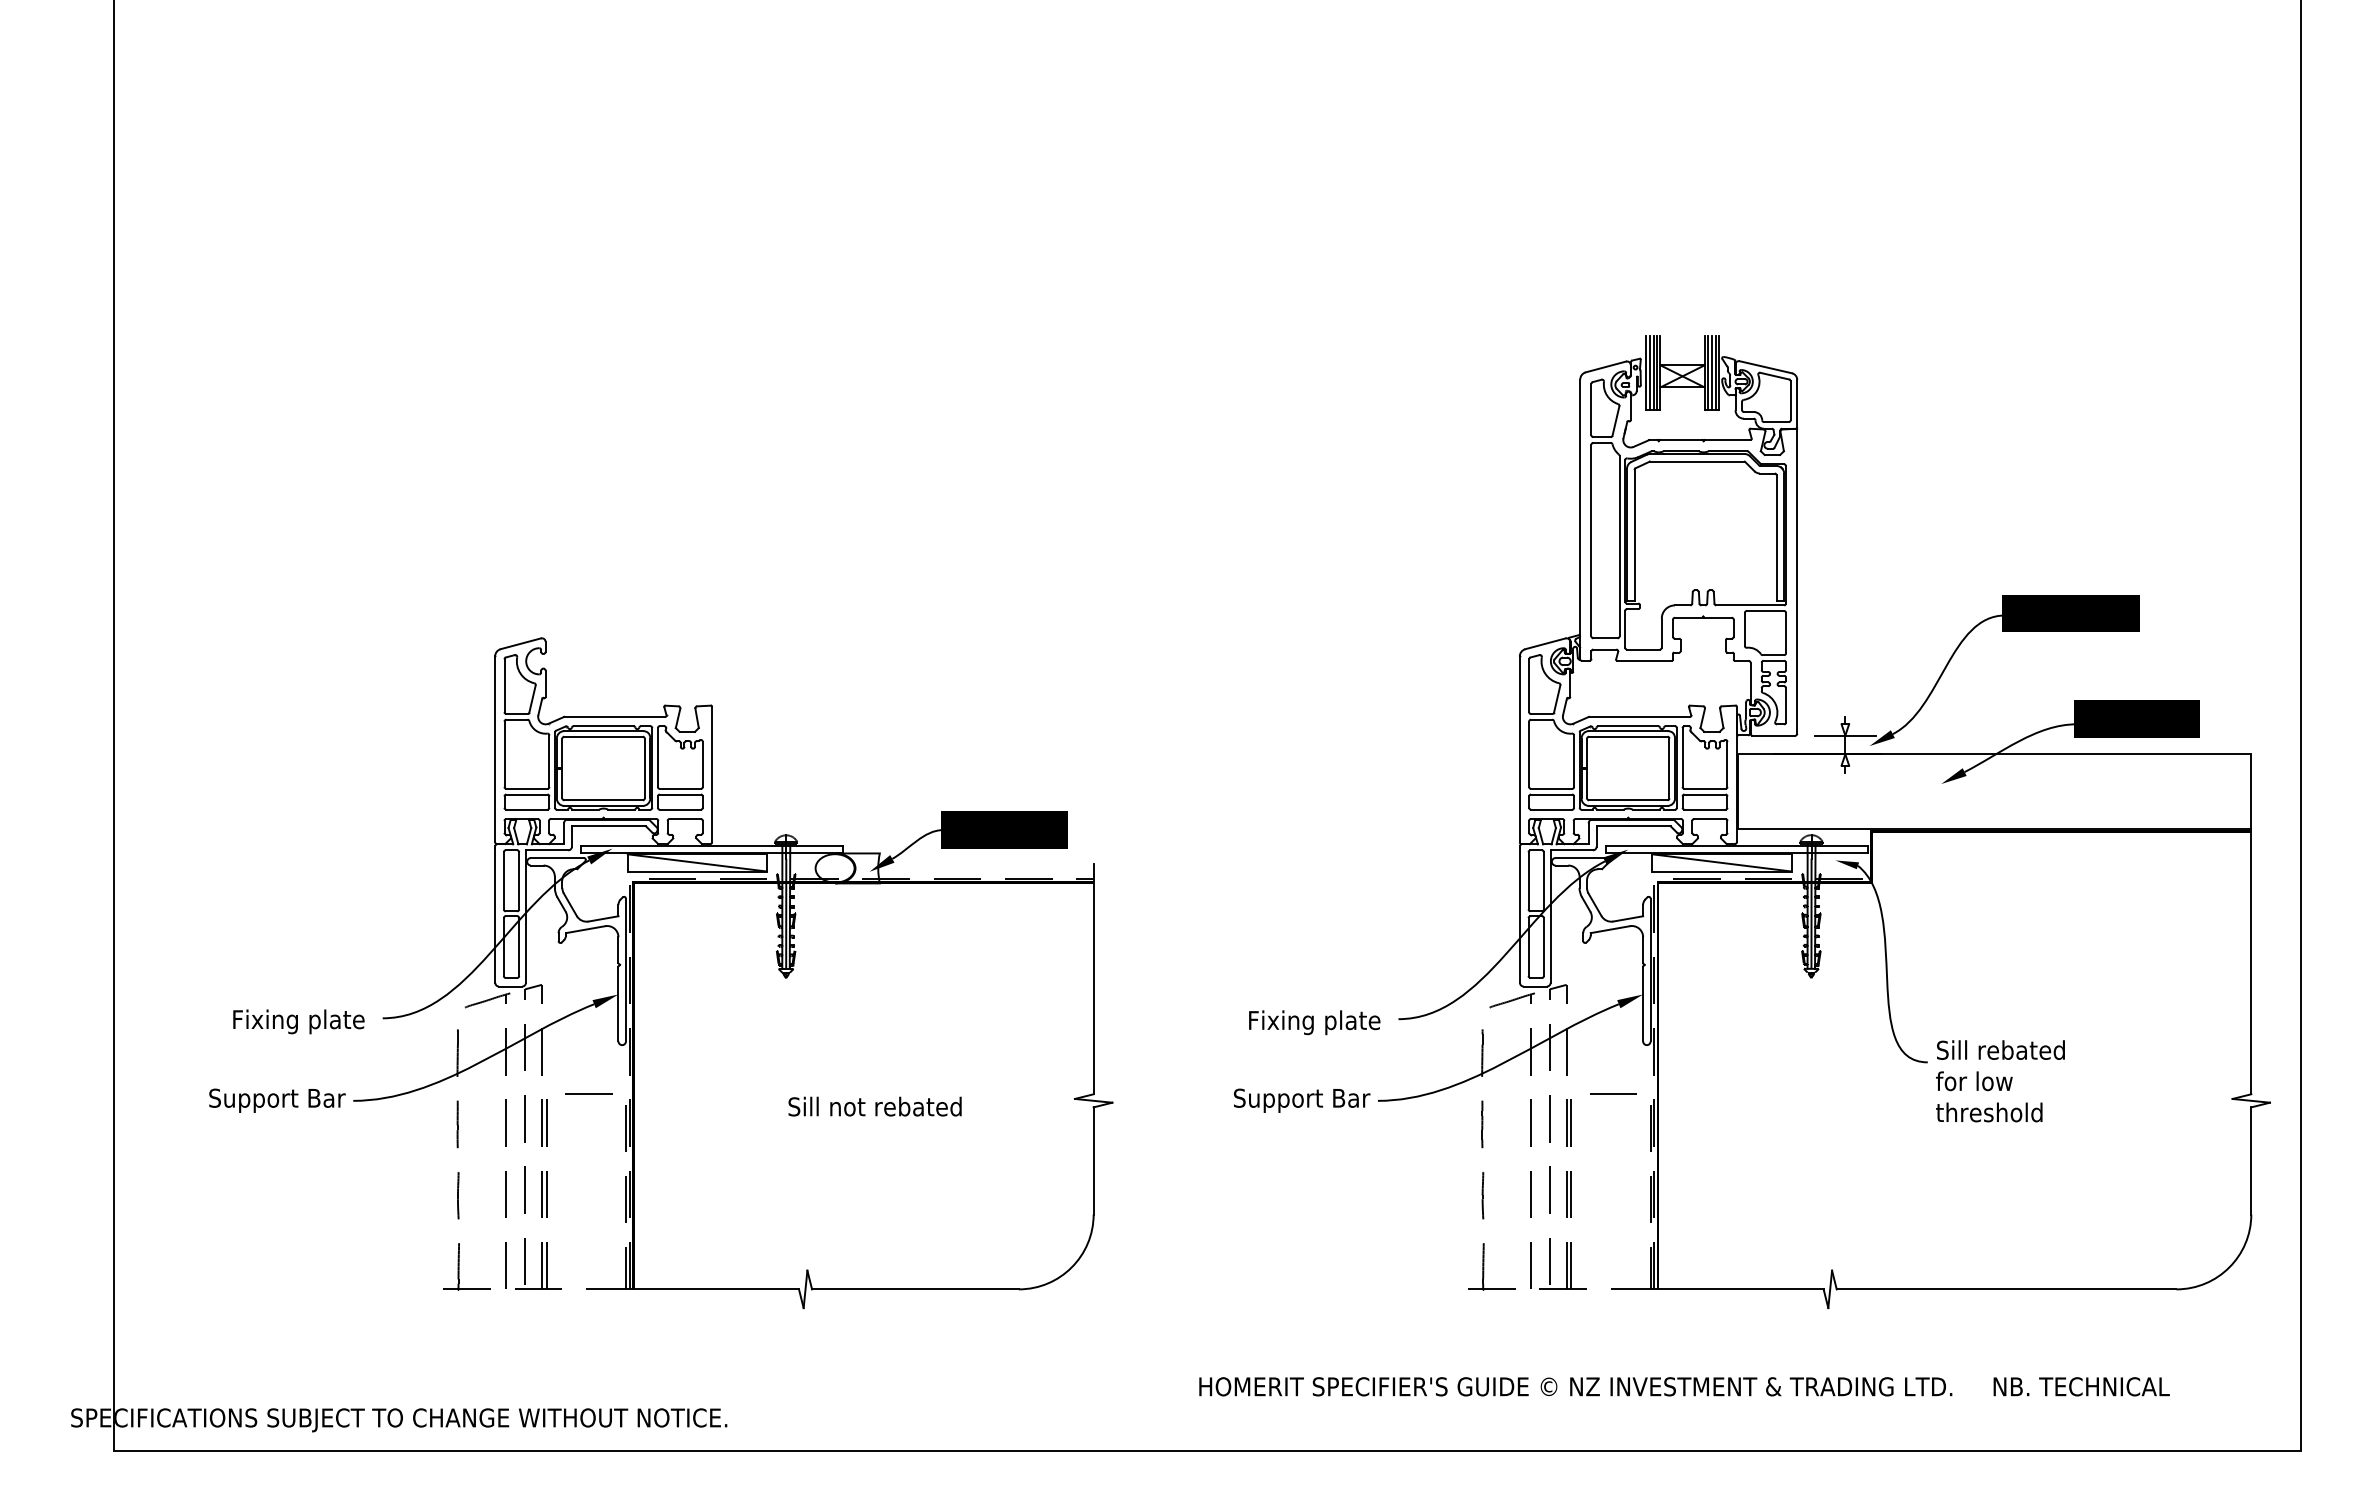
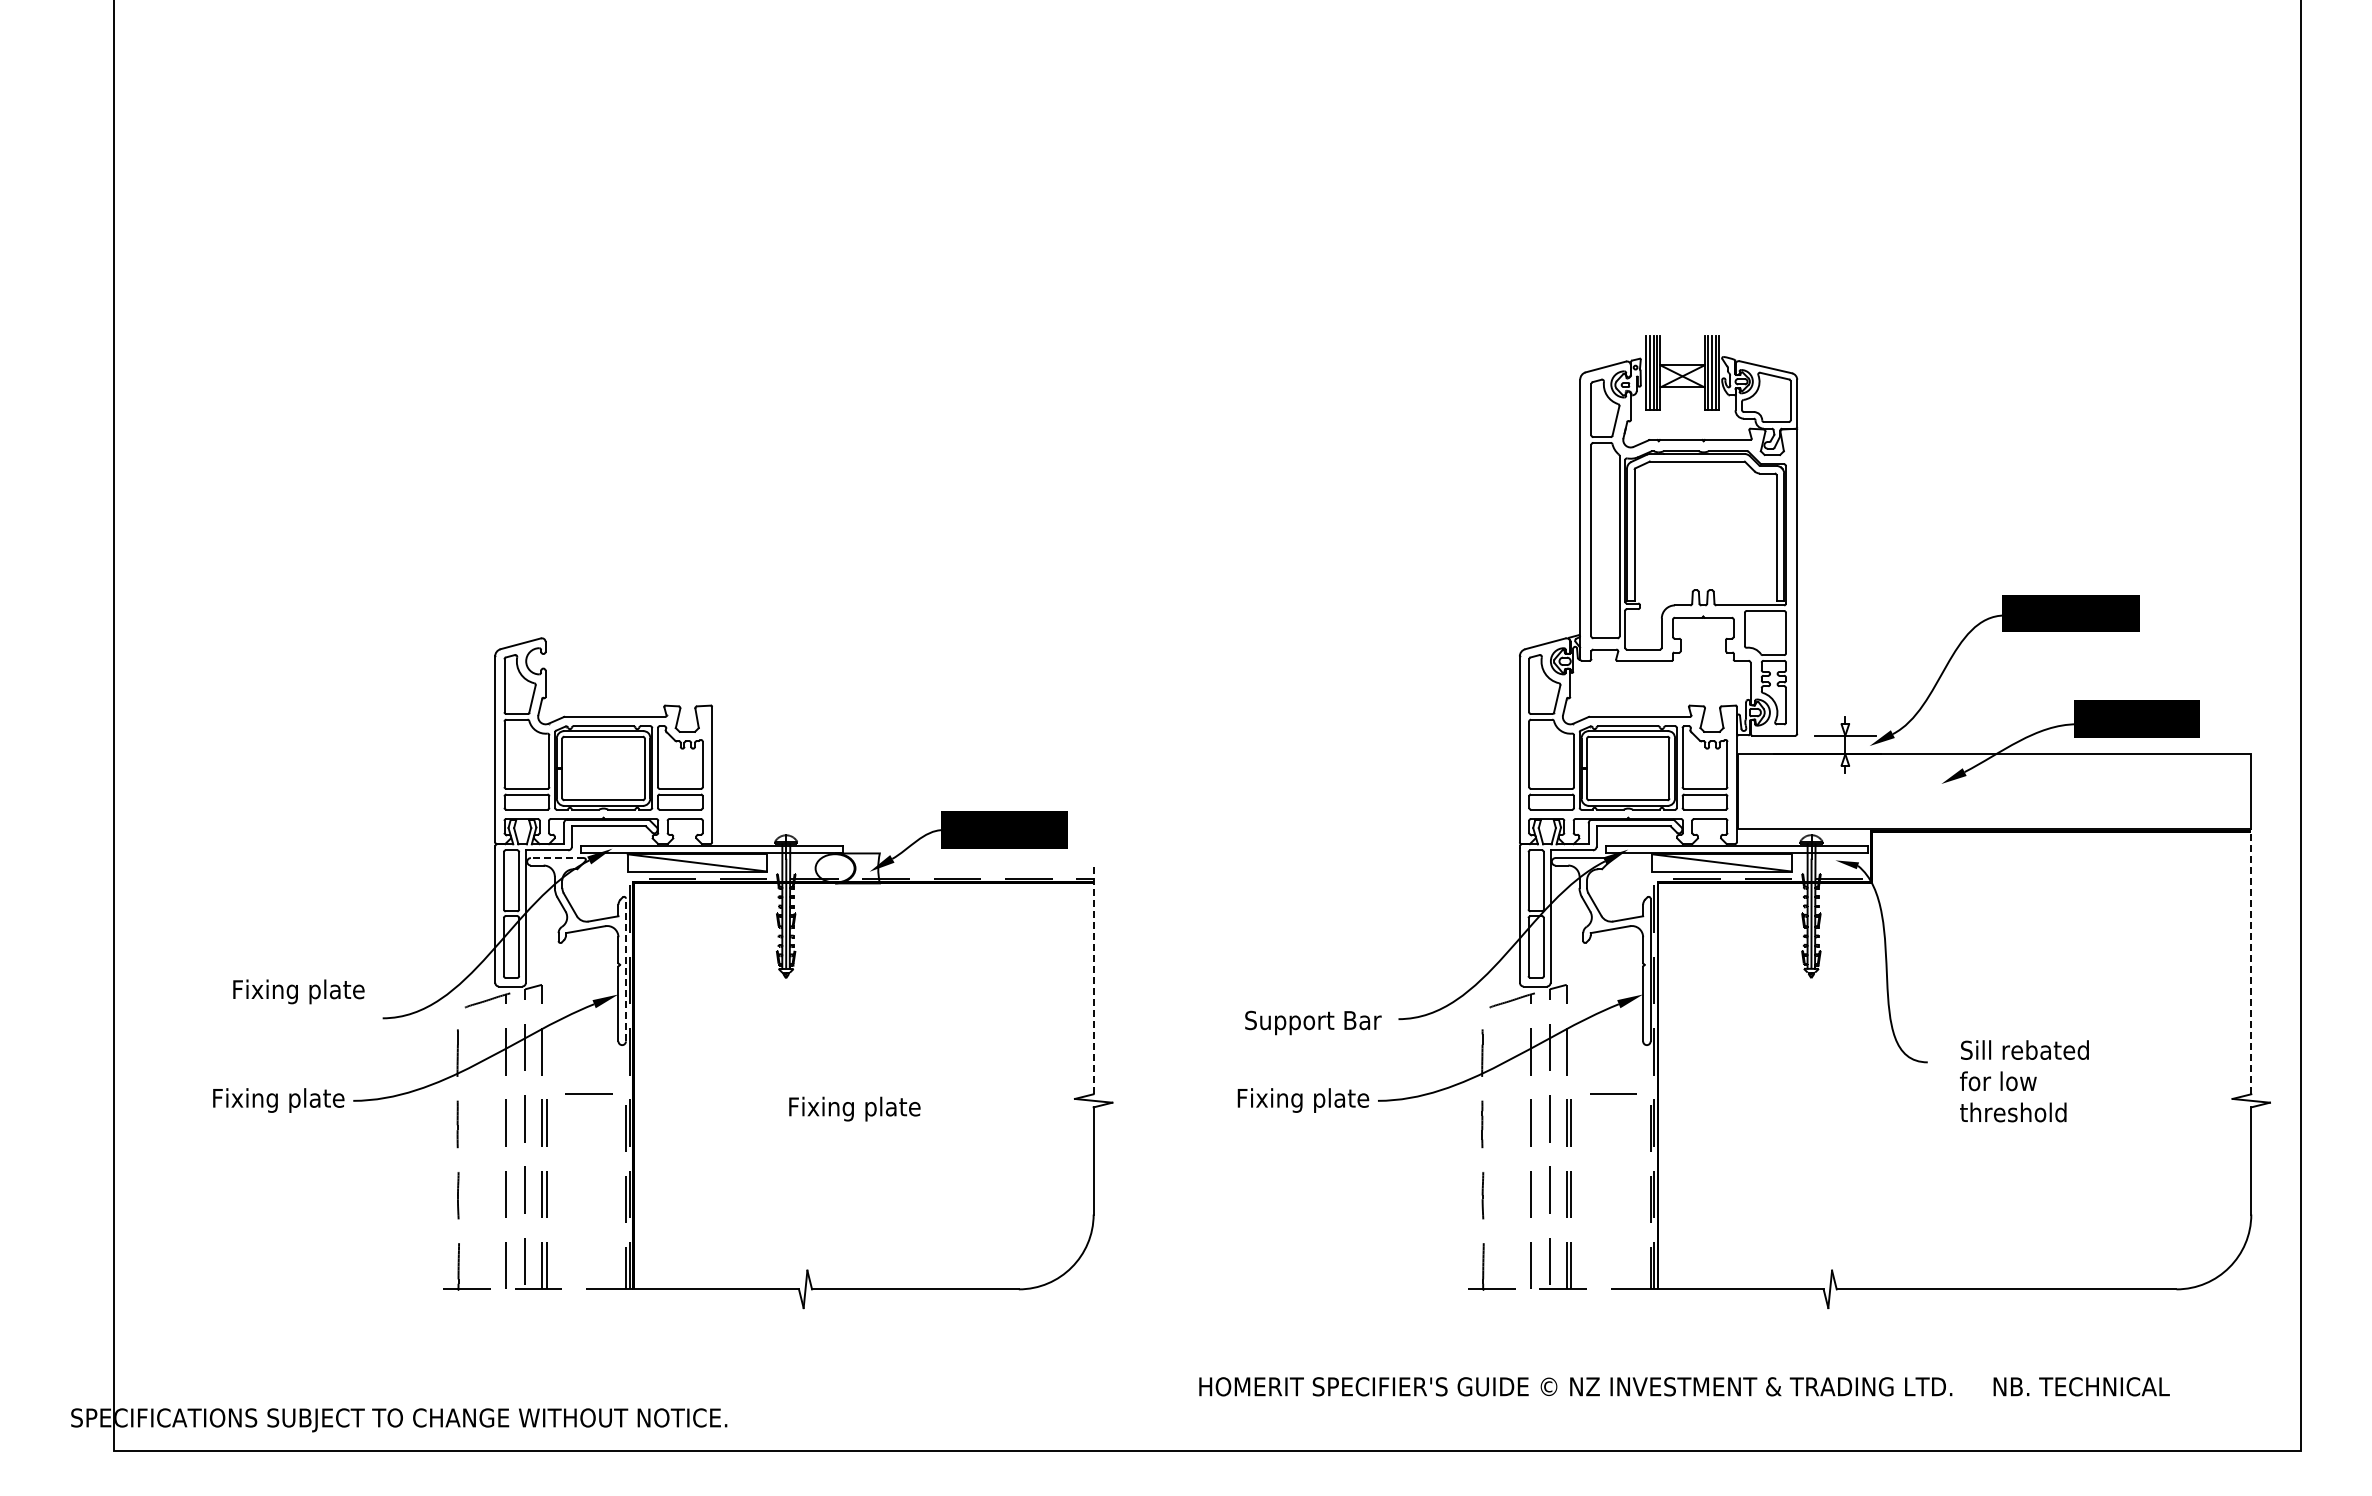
line: solid -> dashed (557, 858)
line: solid -> dashed (2251, 961)
line: solid -> dashed (625, 969)
line: solid -> dashed (1093, 978)
text position: (298, 1021) -> (298, 991) (298, 991)
text: Fixing plate -> Support Bar (1313, 1022)
text position: (2000, 1081) -> (2024, 1081) (2024, 1081)
text: Support Bar -> Fixing plate (277, 1100)
text: Support Bar -> Fixing plate (1302, 1100)
text: Sill not rebated -> Fixing plate (874, 1108)
